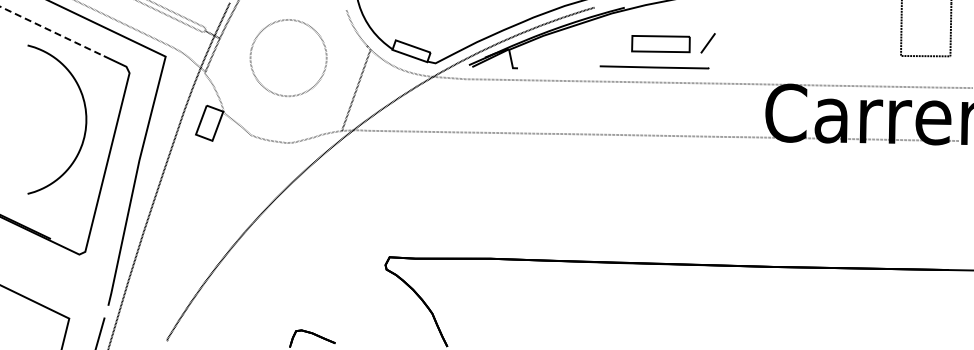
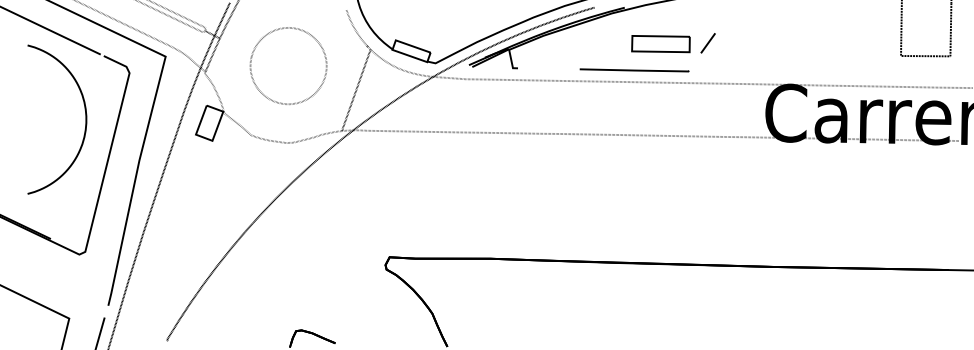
part position: (282, 21) -> (282, 29) (282, 29)
line: dashed -> solid (50, 30)
line position: (654, 67) -> (634, 70) (634, 70)
